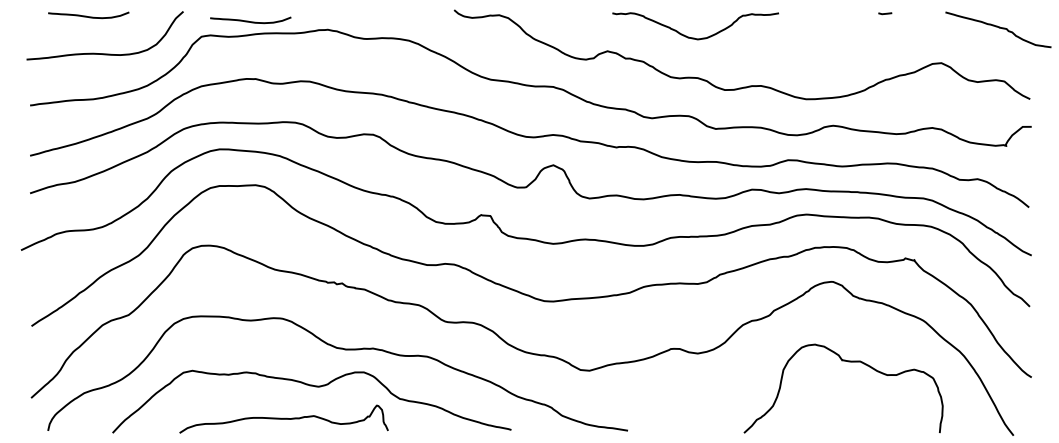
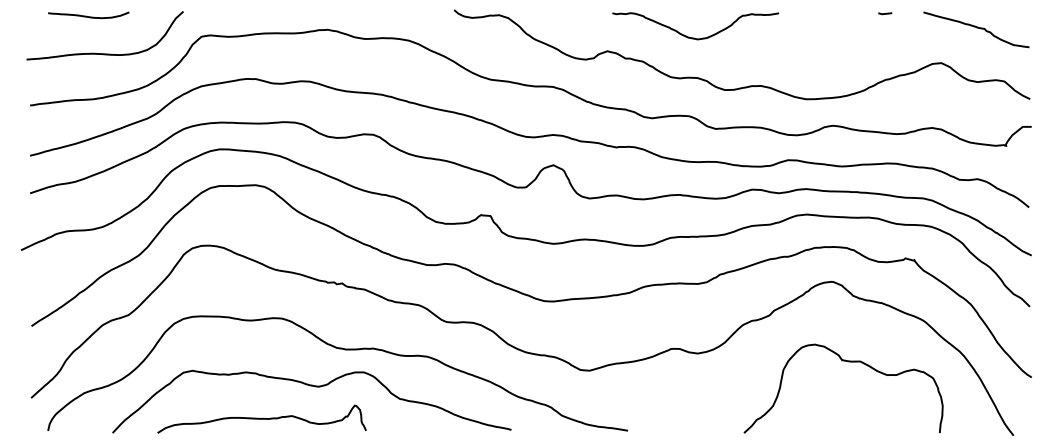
curve: present -> none (250, 21)
curve position: (998, 28) -> (976, 28) (976, 28)
curve position: (283, 418) -> (261, 418) (261, 418)
